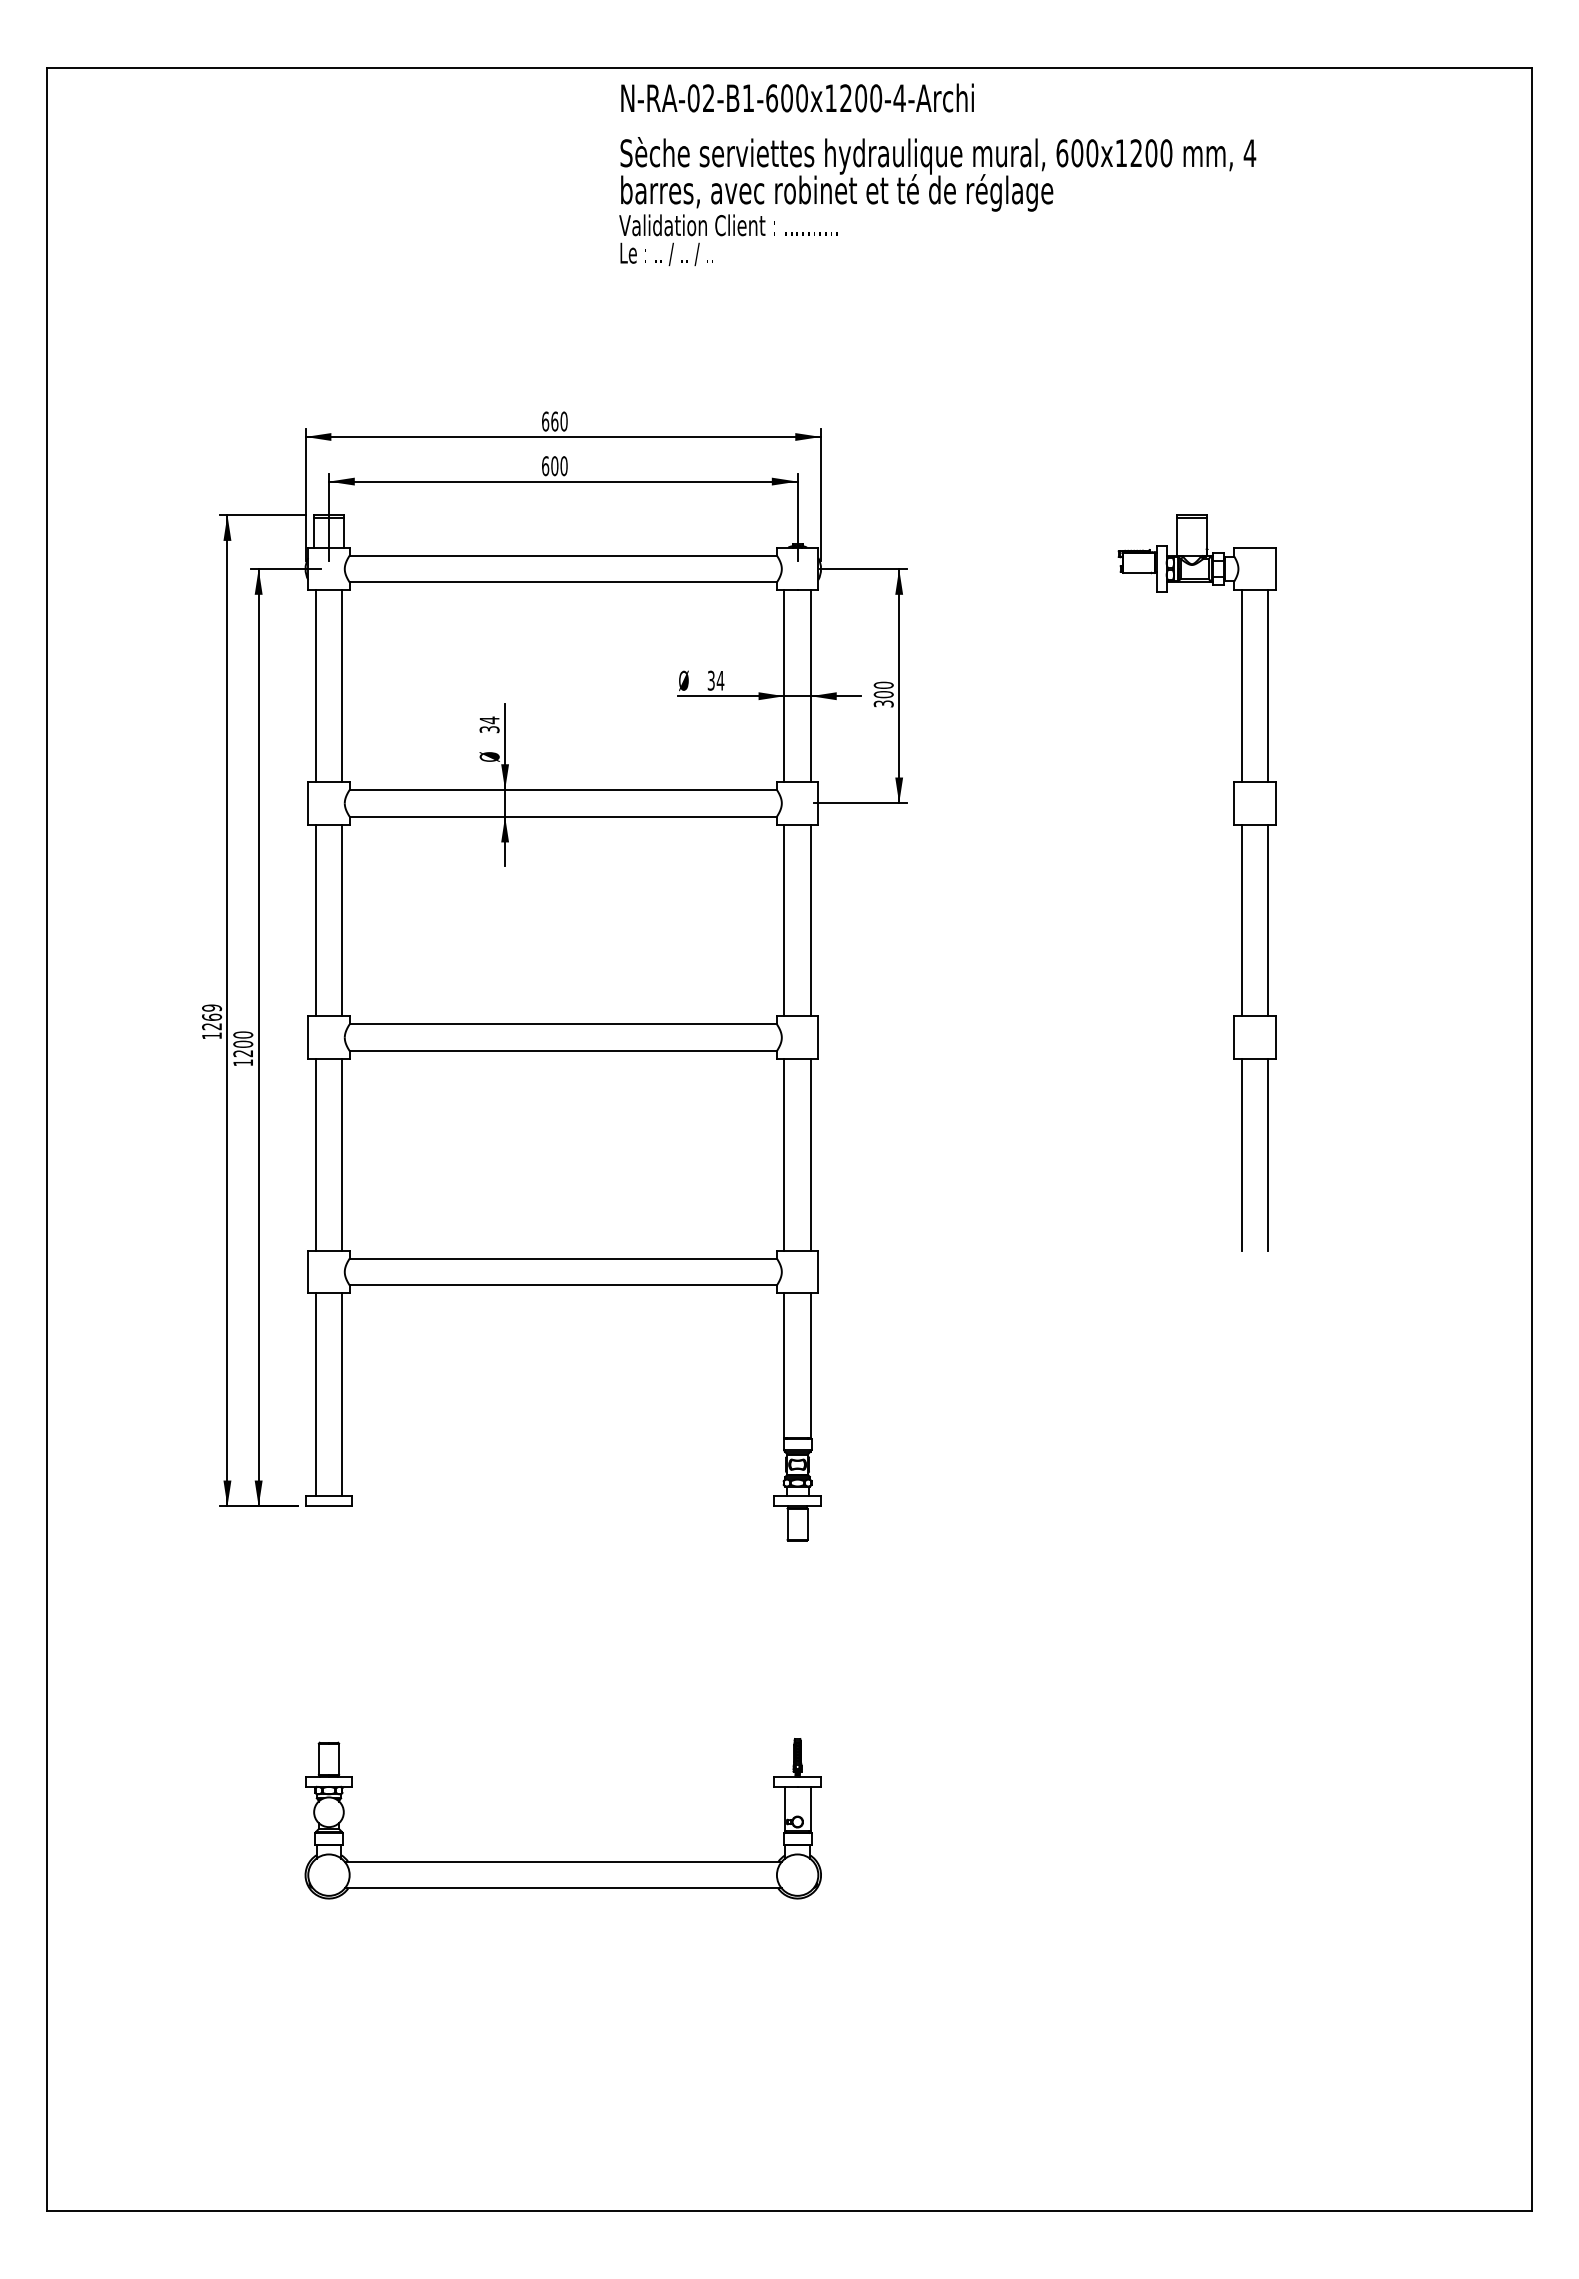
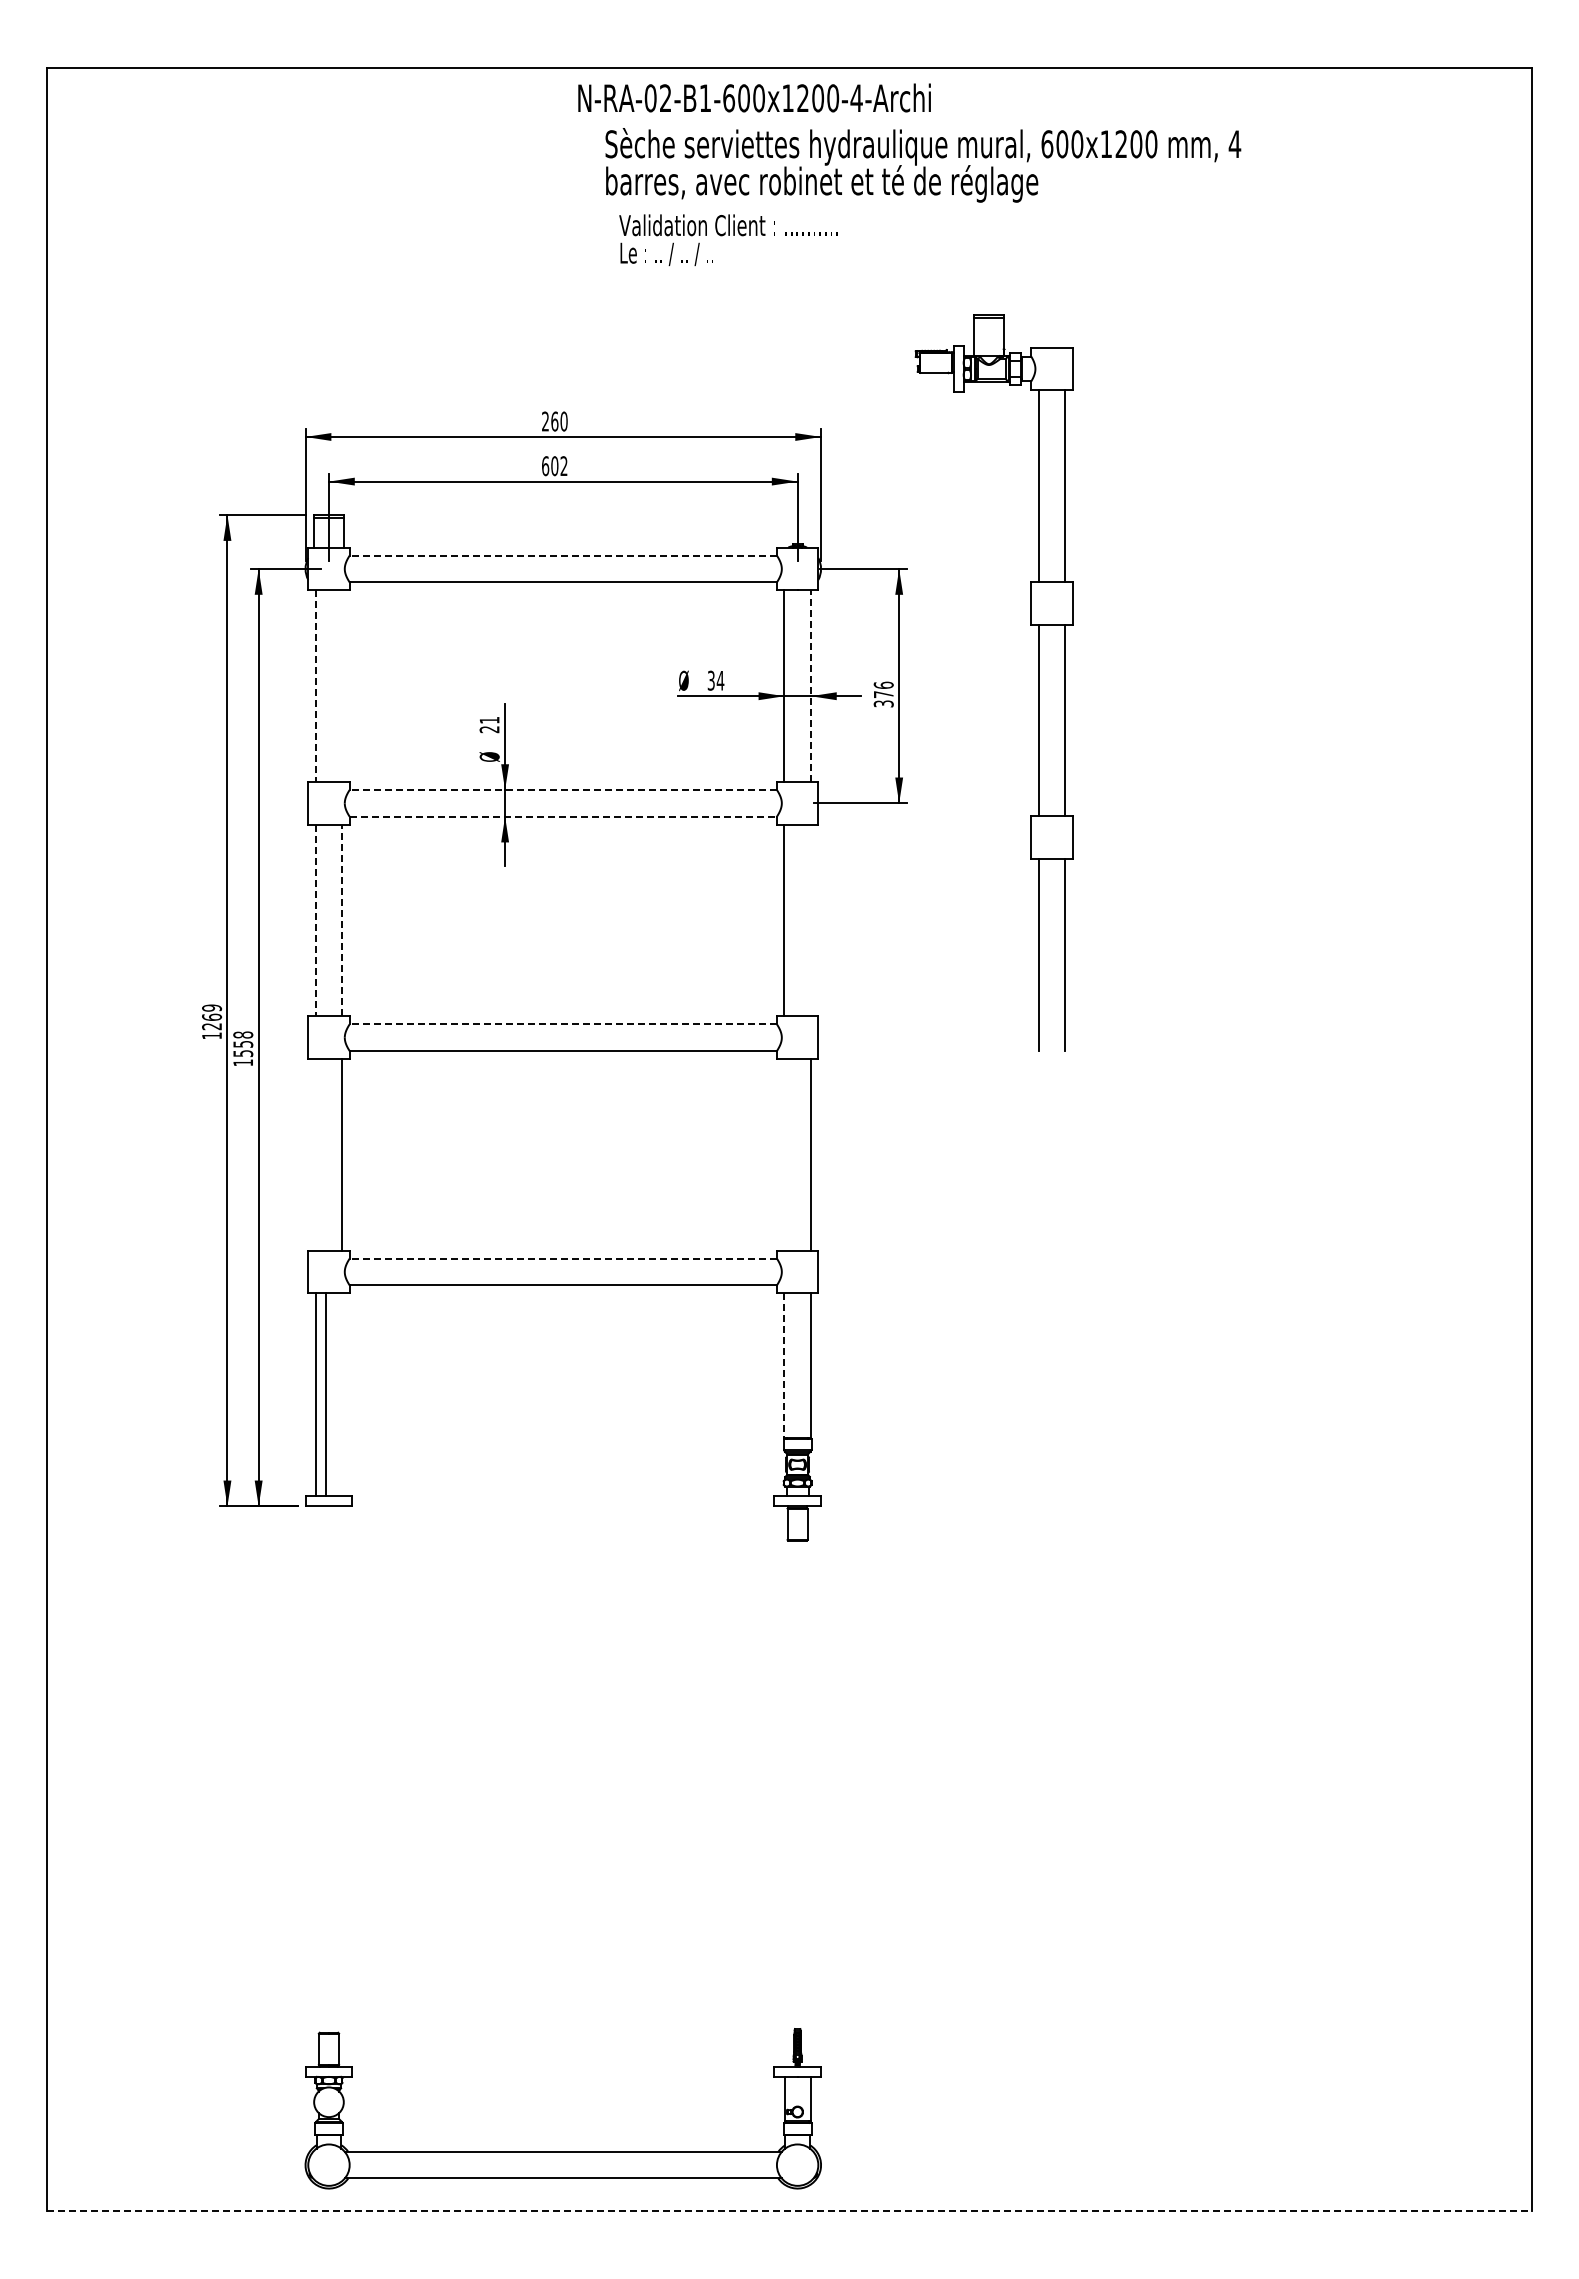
text position: (797, 97) -> (754, 97) (754, 97)
text position: (938, 174) -> (923, 165) (923, 165)
text: 660 -> 260 (545, 421)
text: 600 -> 602 (563, 466)
line: solid -> dashed (563, 555)
line: present -> none (342, 685)
line: solid -> dashed (315, 686)
line: solid -> dashed (810, 686)
text: 300 -> 376 (883, 689)
text: 34 -> 21 (489, 724)
line: solid -> dashed (563, 790)
line: solid -> dashed (563, 816)
part position: (1241, 882) -> (1038, 682) (1038, 682)
line: solid -> dashed (315, 920)
line: solid -> dashed (342, 920)
line: present -> none (810, 920)
line: solid -> dashed (563, 1024)
text: 1200 -> 1558 (243, 1044)
line: present -> none (315, 1154)
line: present -> none (784, 1154)
line: solid -> dashed (563, 1258)
line: solid -> dashed (784, 1366)
line position: (342, 1394) -> (326, 1394) (326, 1394)
part position: (562, 1861) -> (562, 2151) (562, 2151)
line: solid -> dashed (789, 2210)
